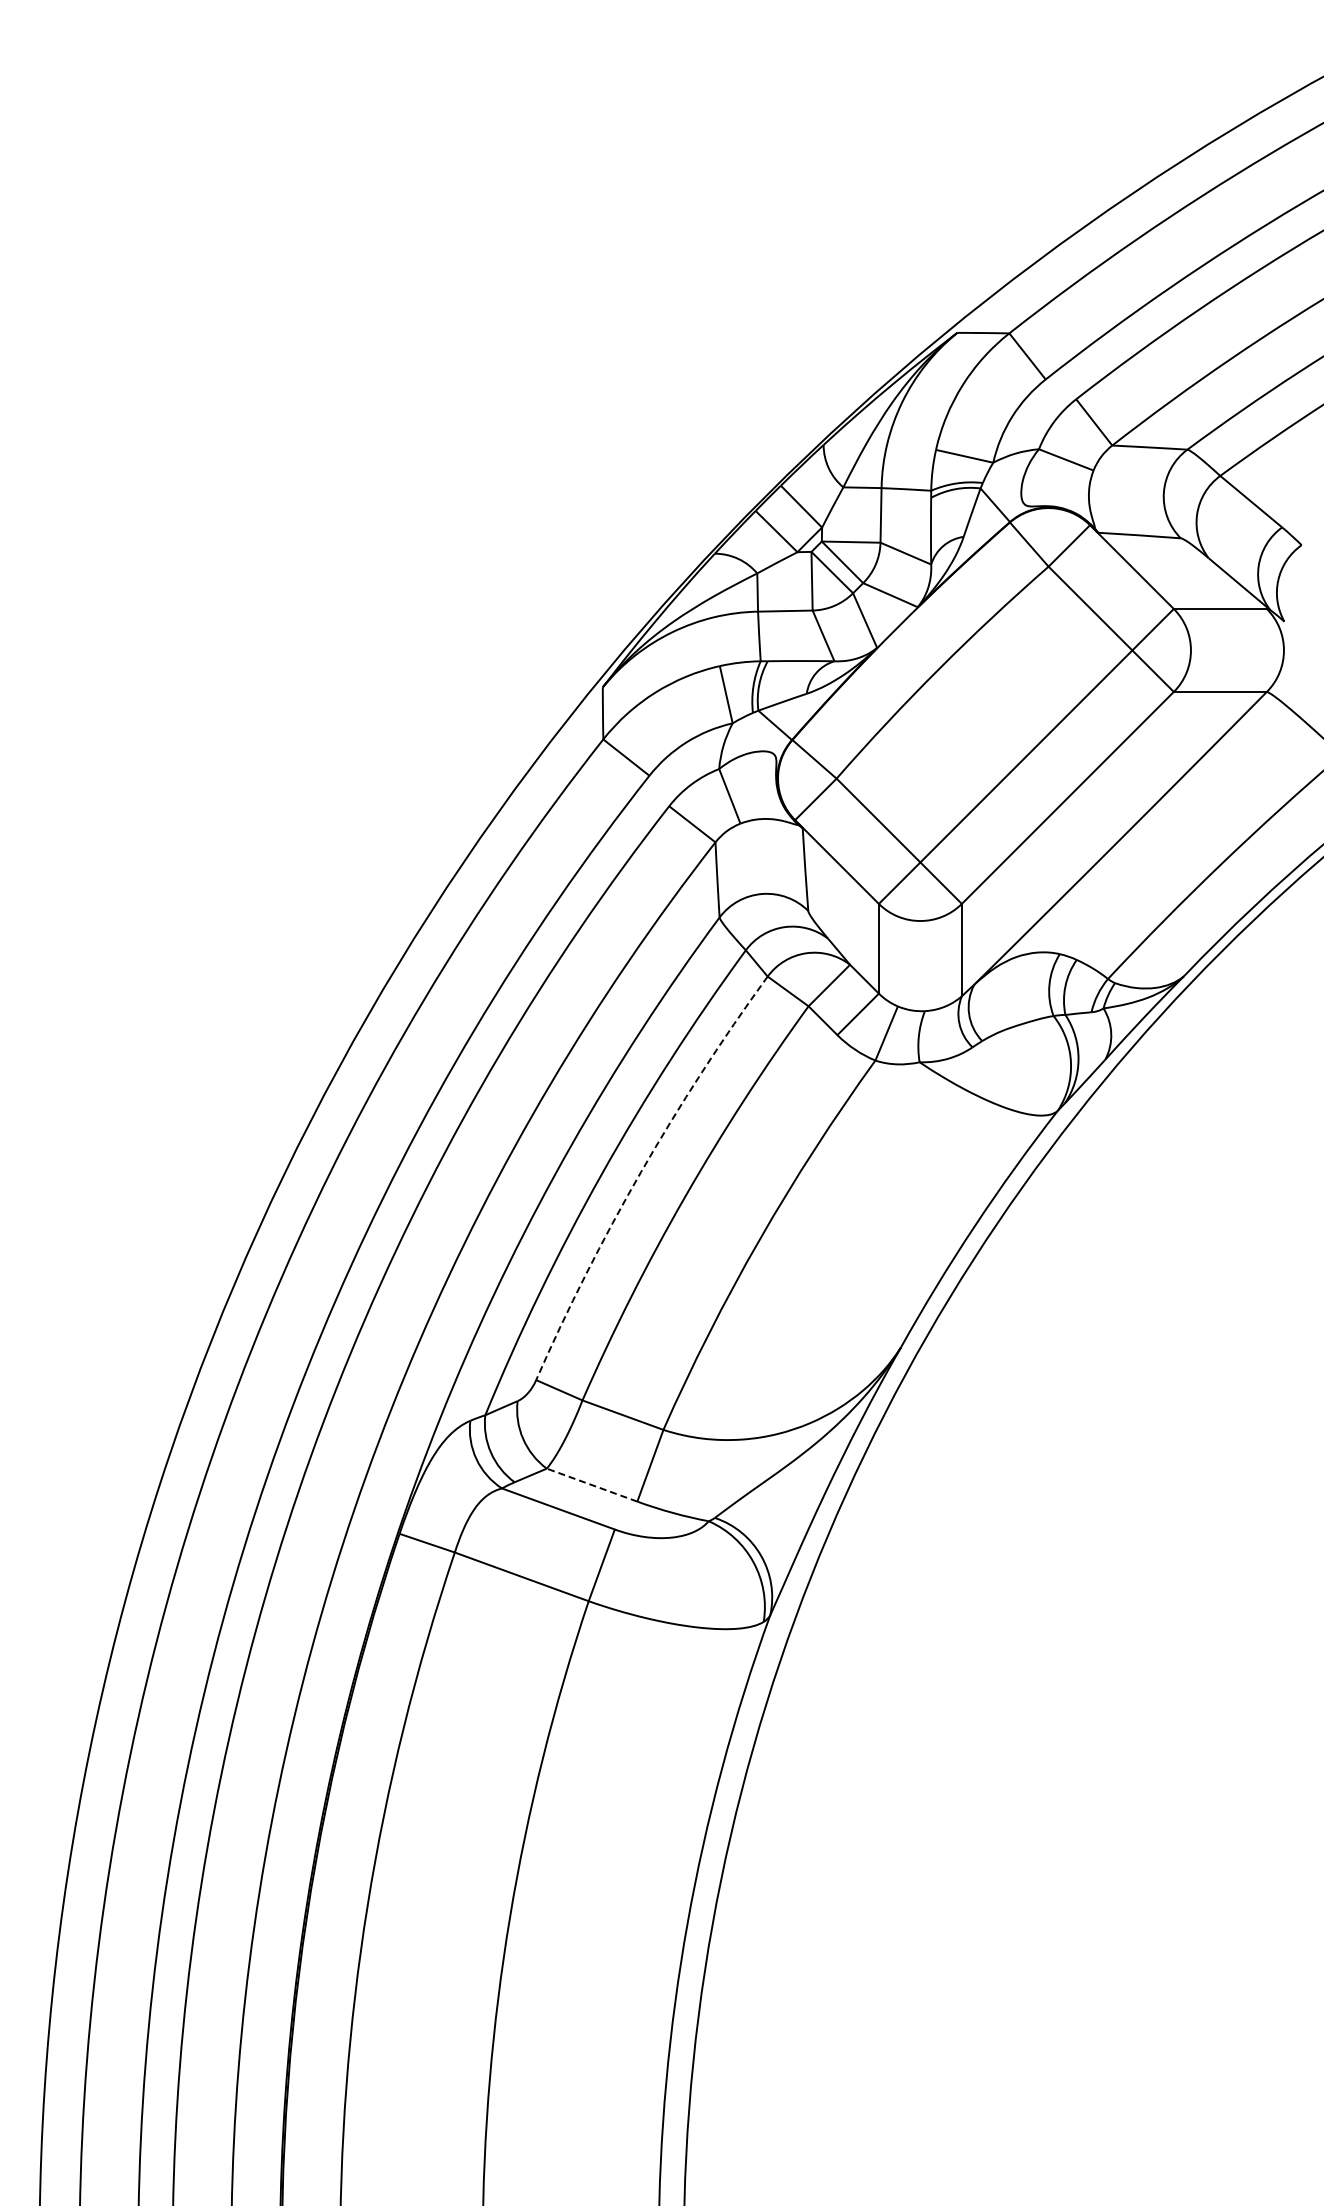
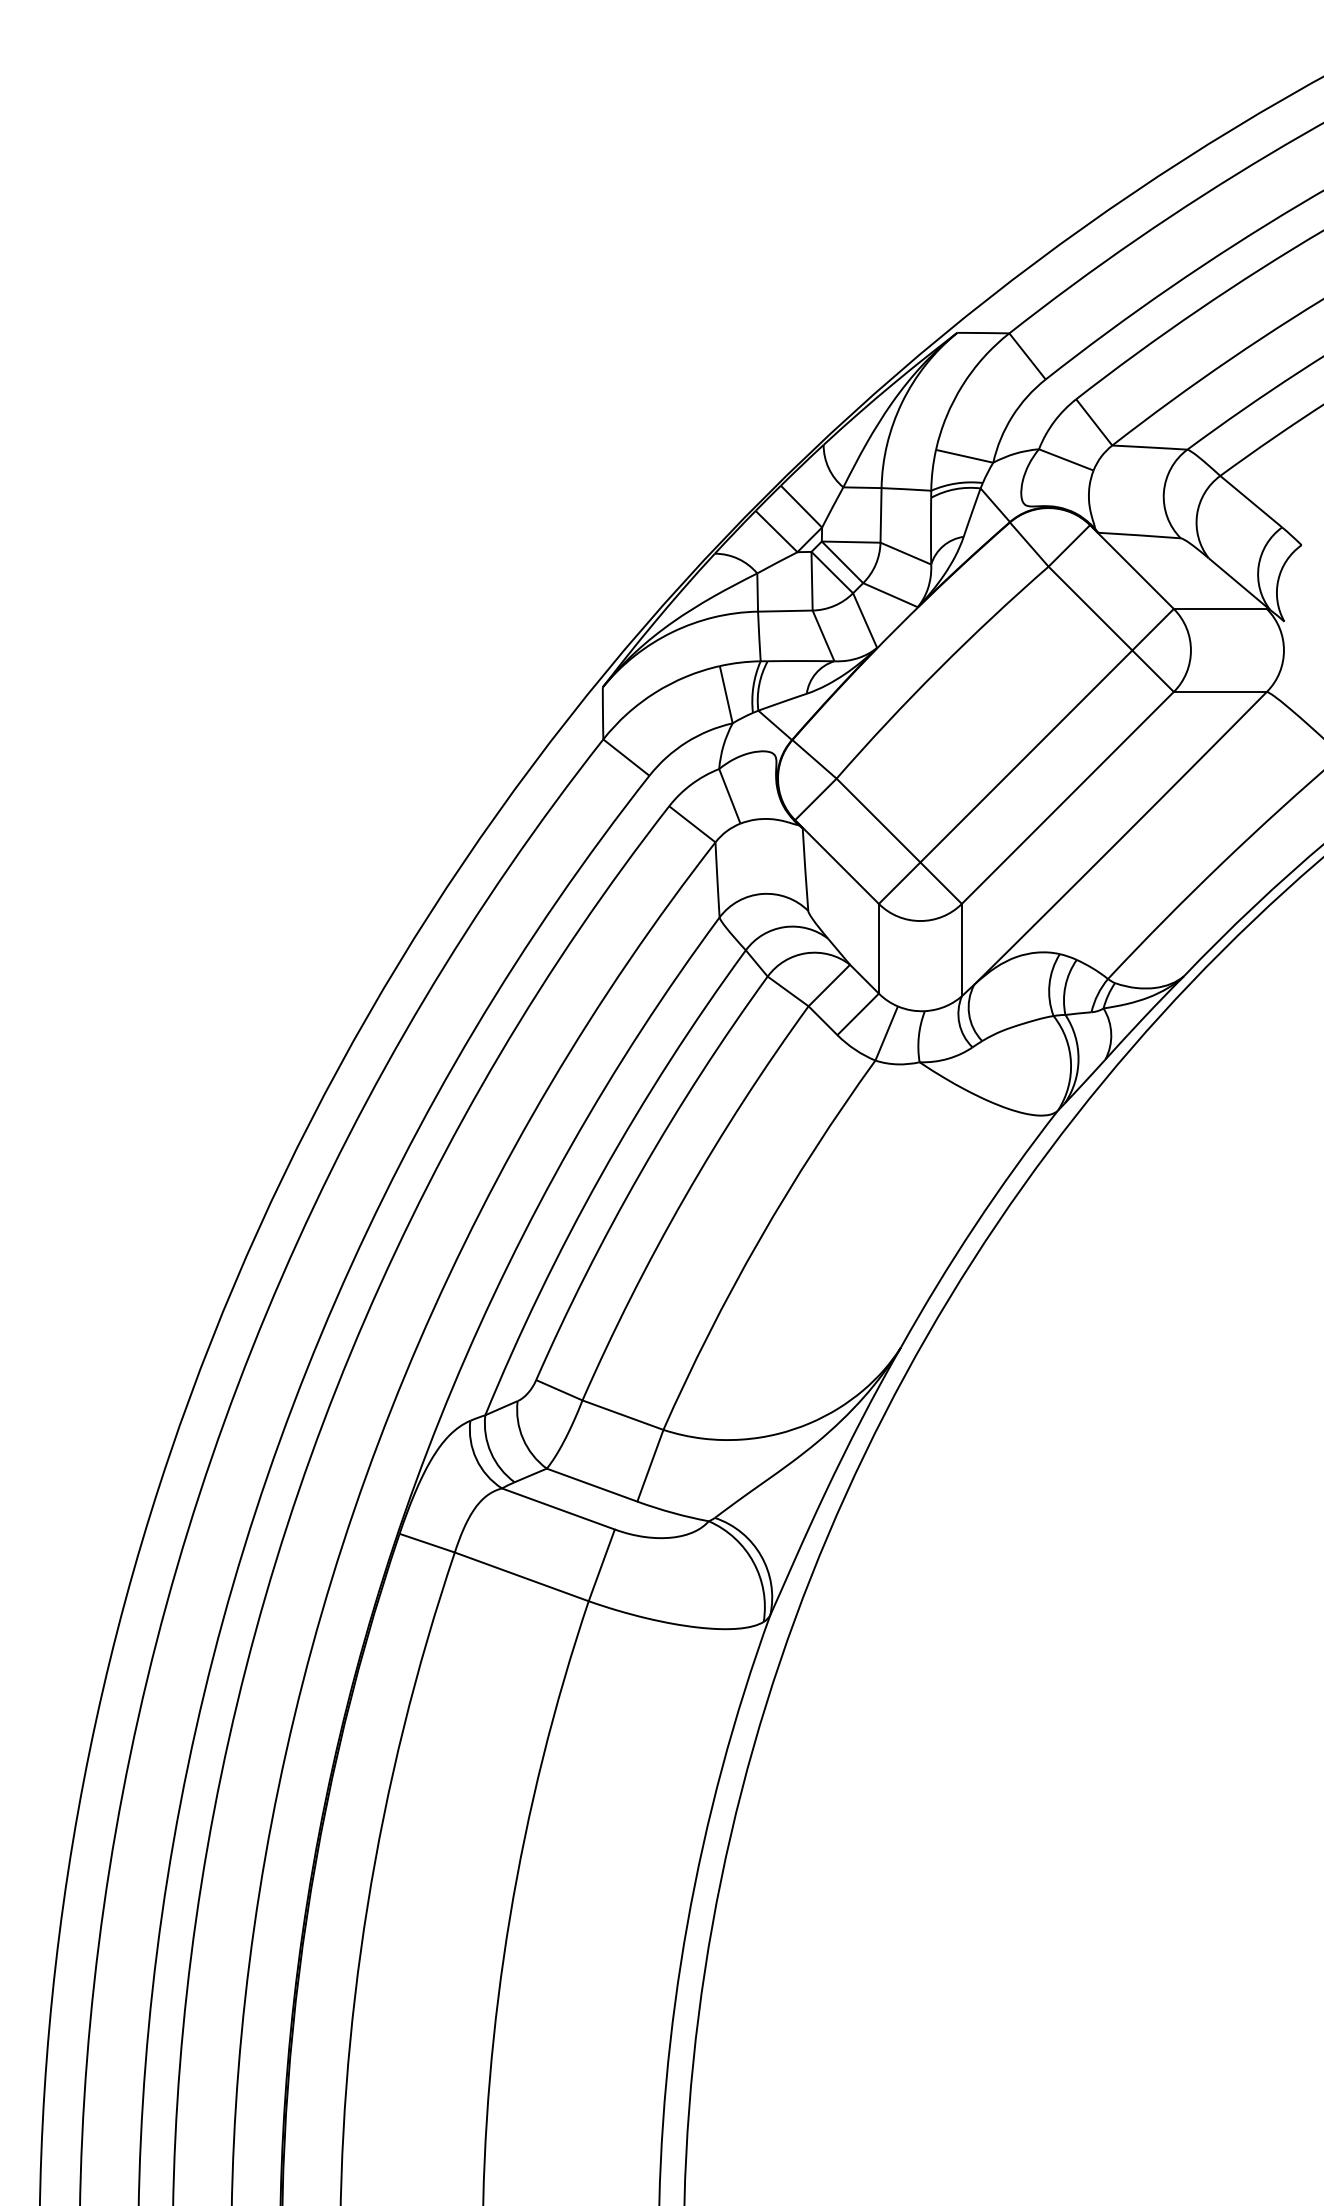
arc: dashed -> solid (641, 1172)
line: dashed -> solid (591, 1484)
